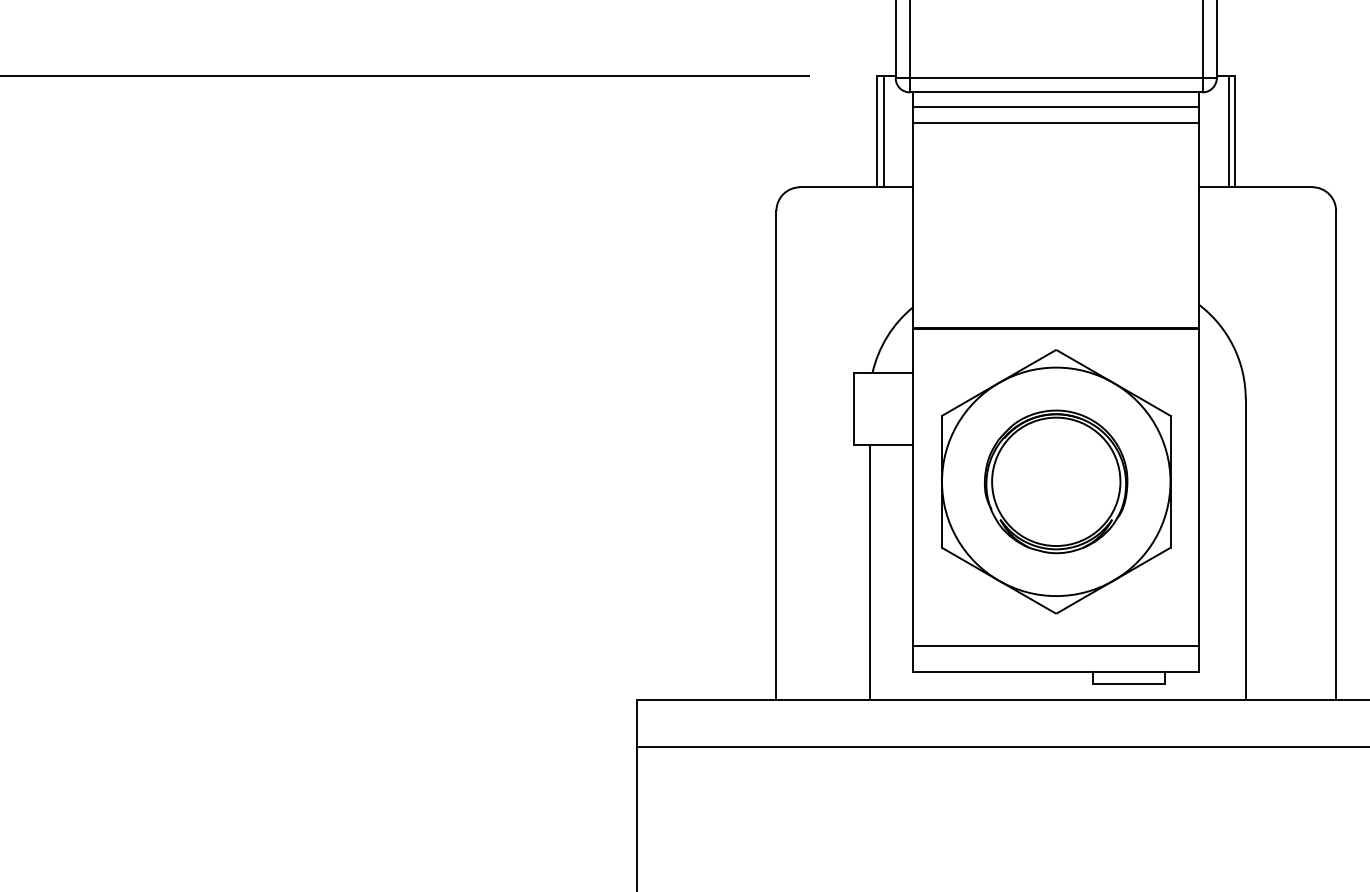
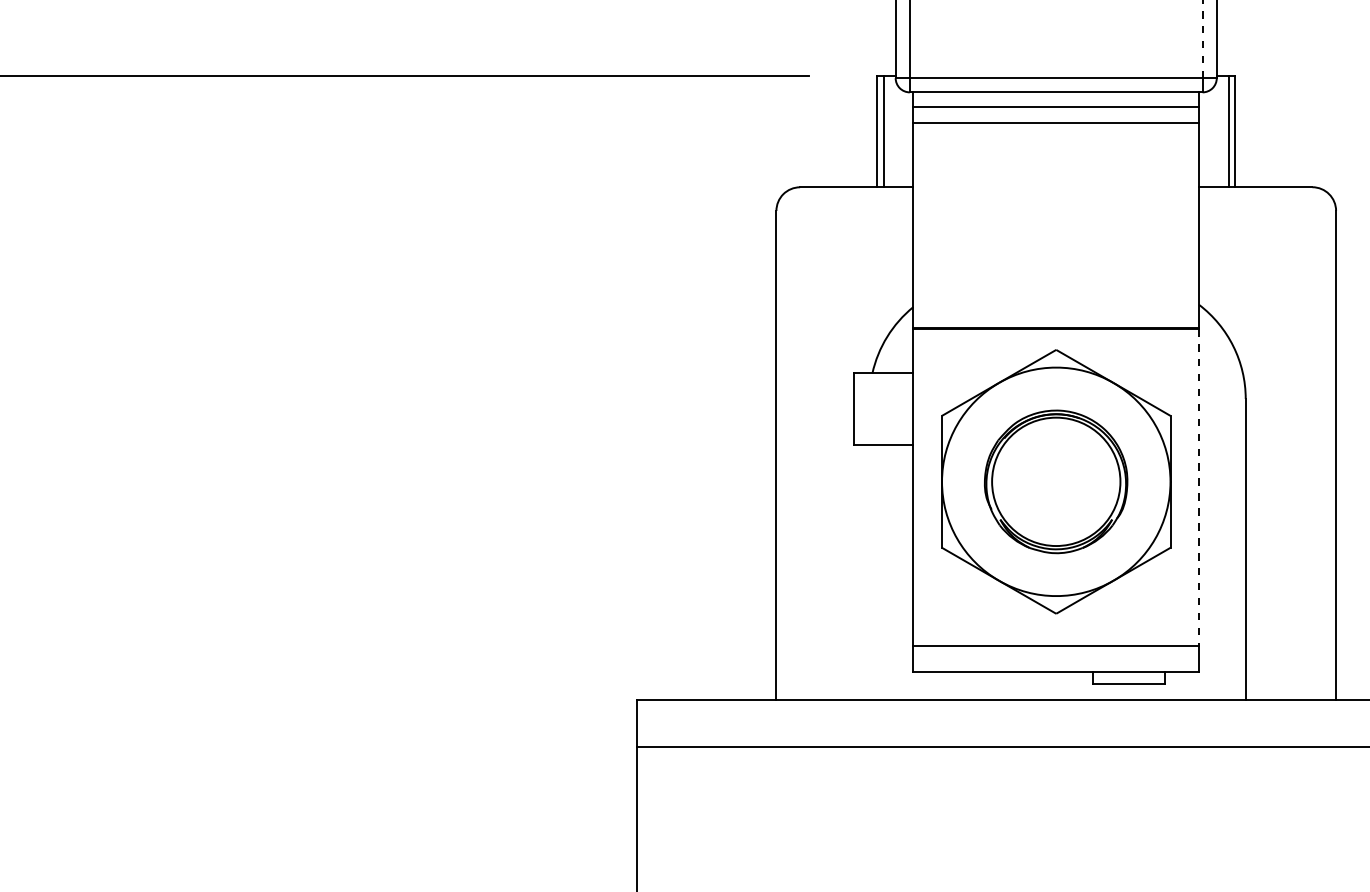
line: solid -> dashed (1202, 39)
line: solid -> dashed (1199, 488)
line: present -> none (869, 572)
